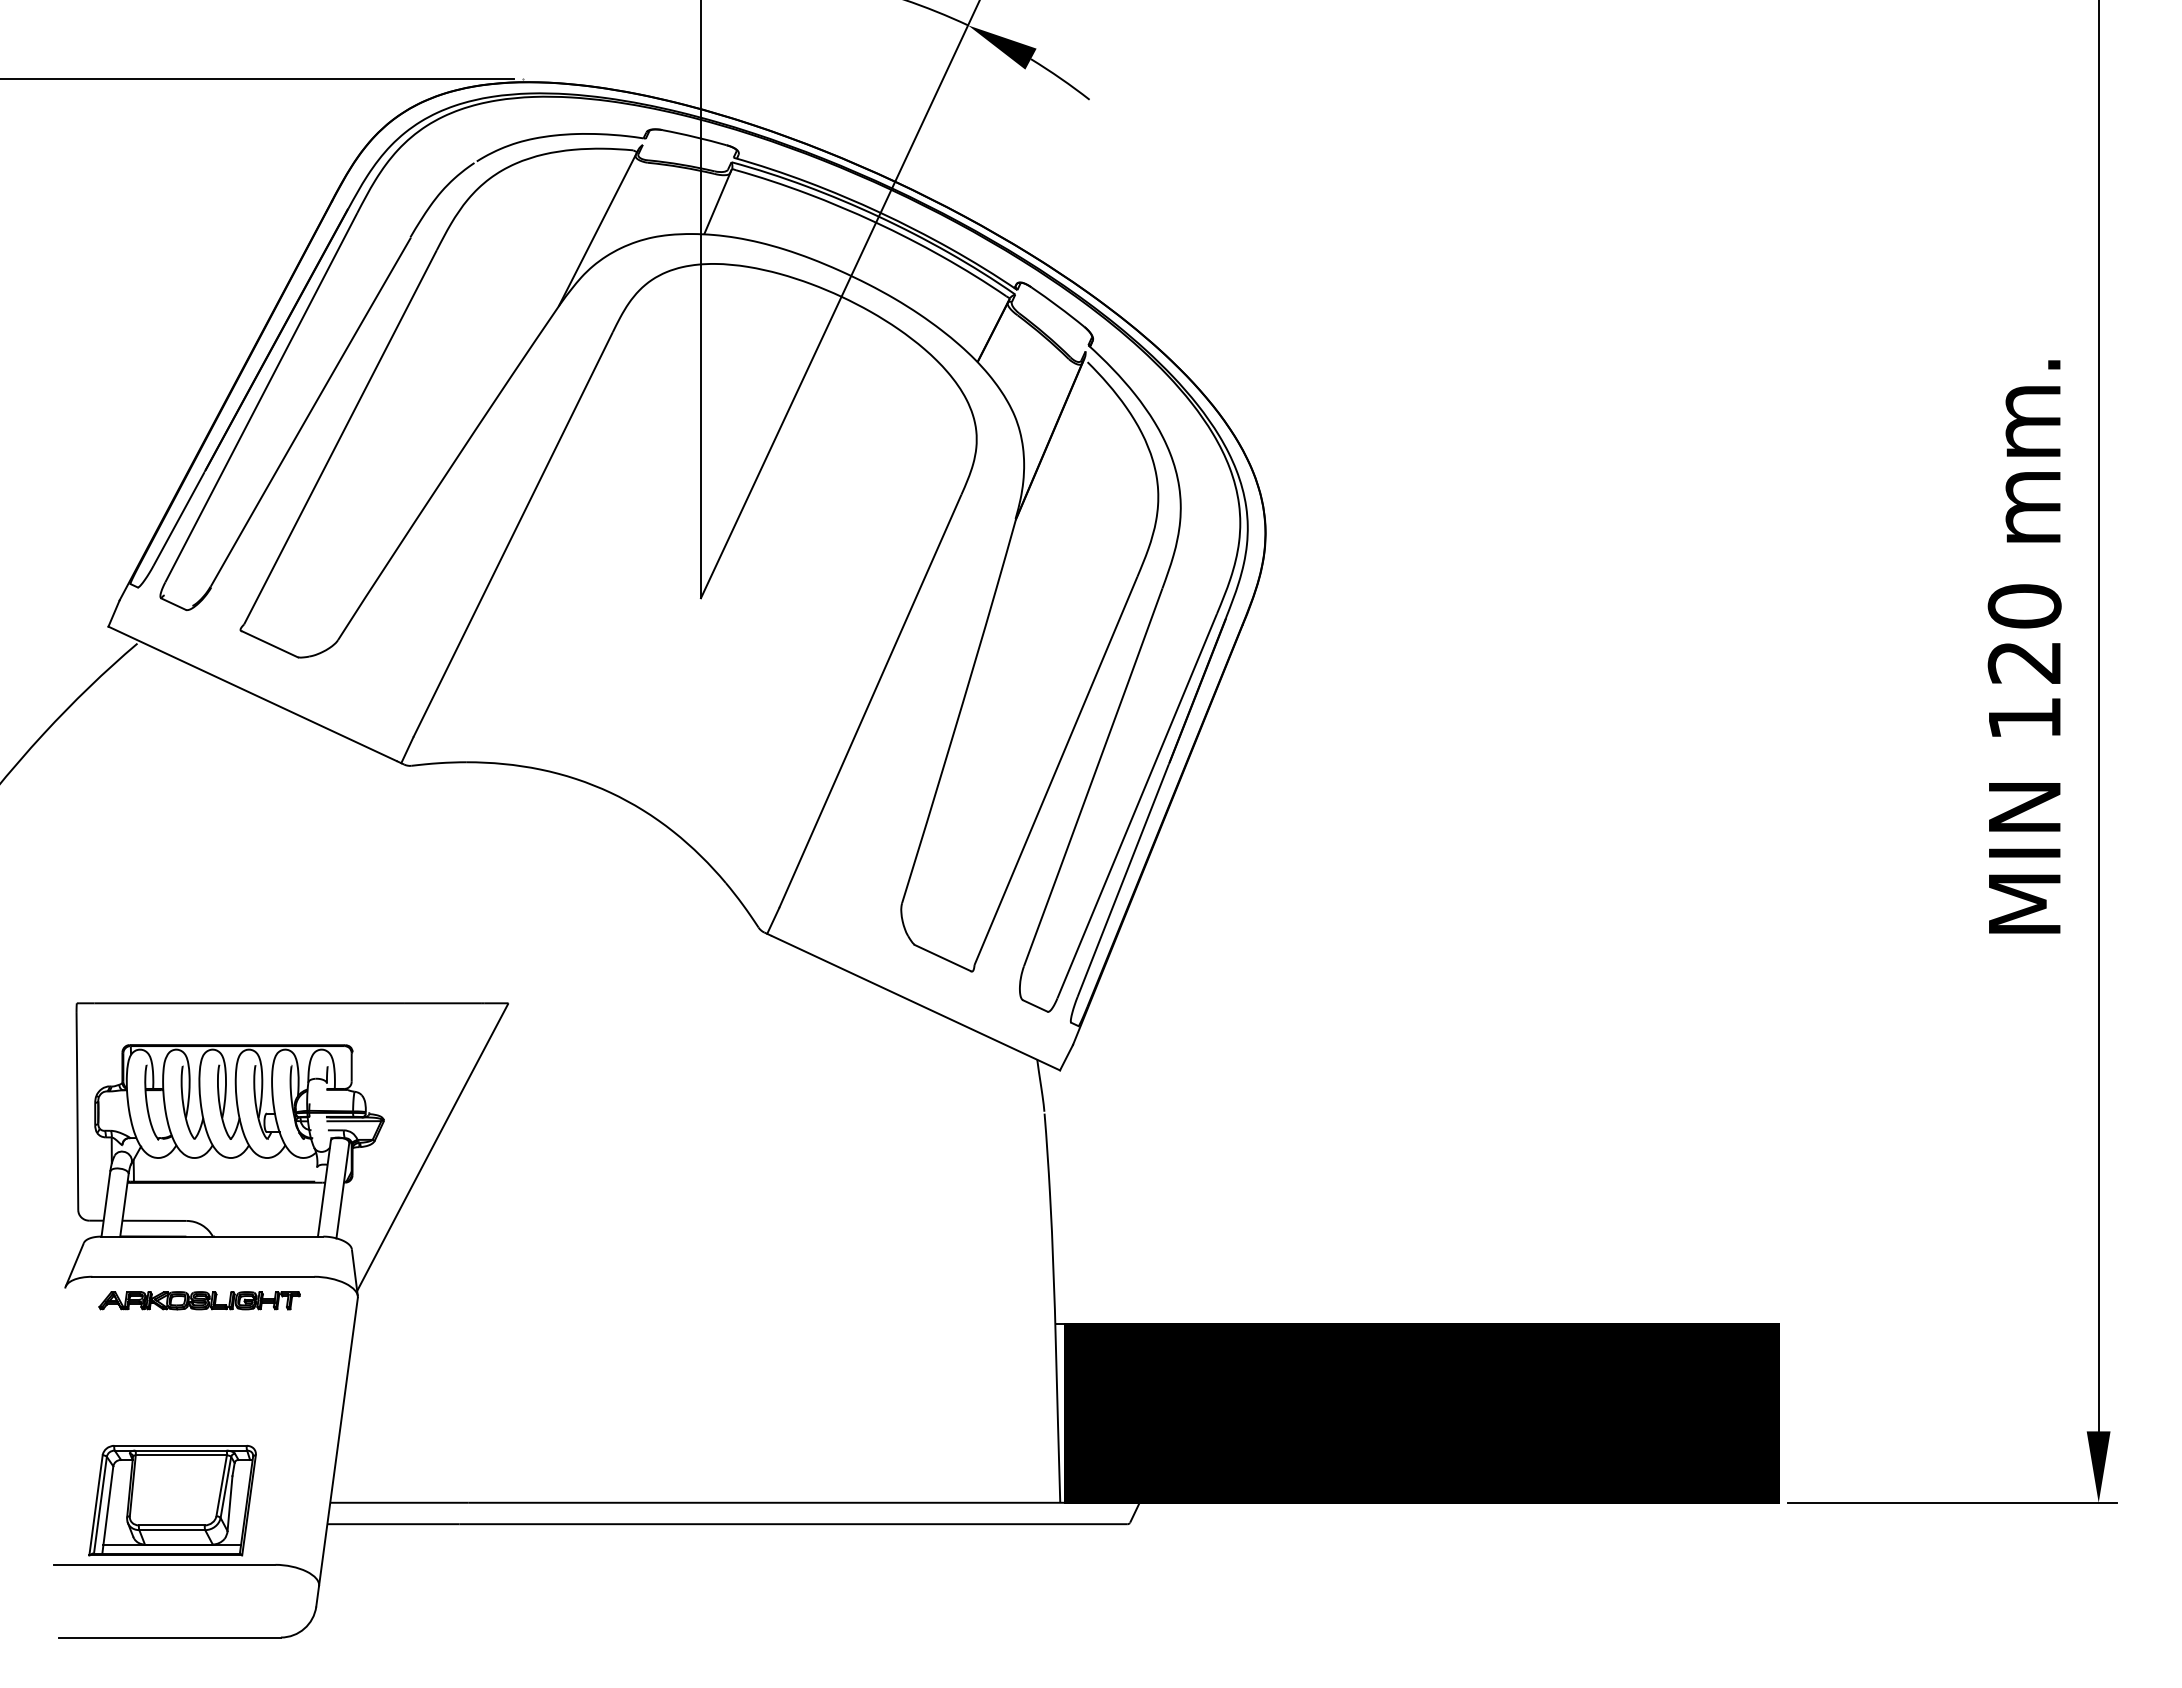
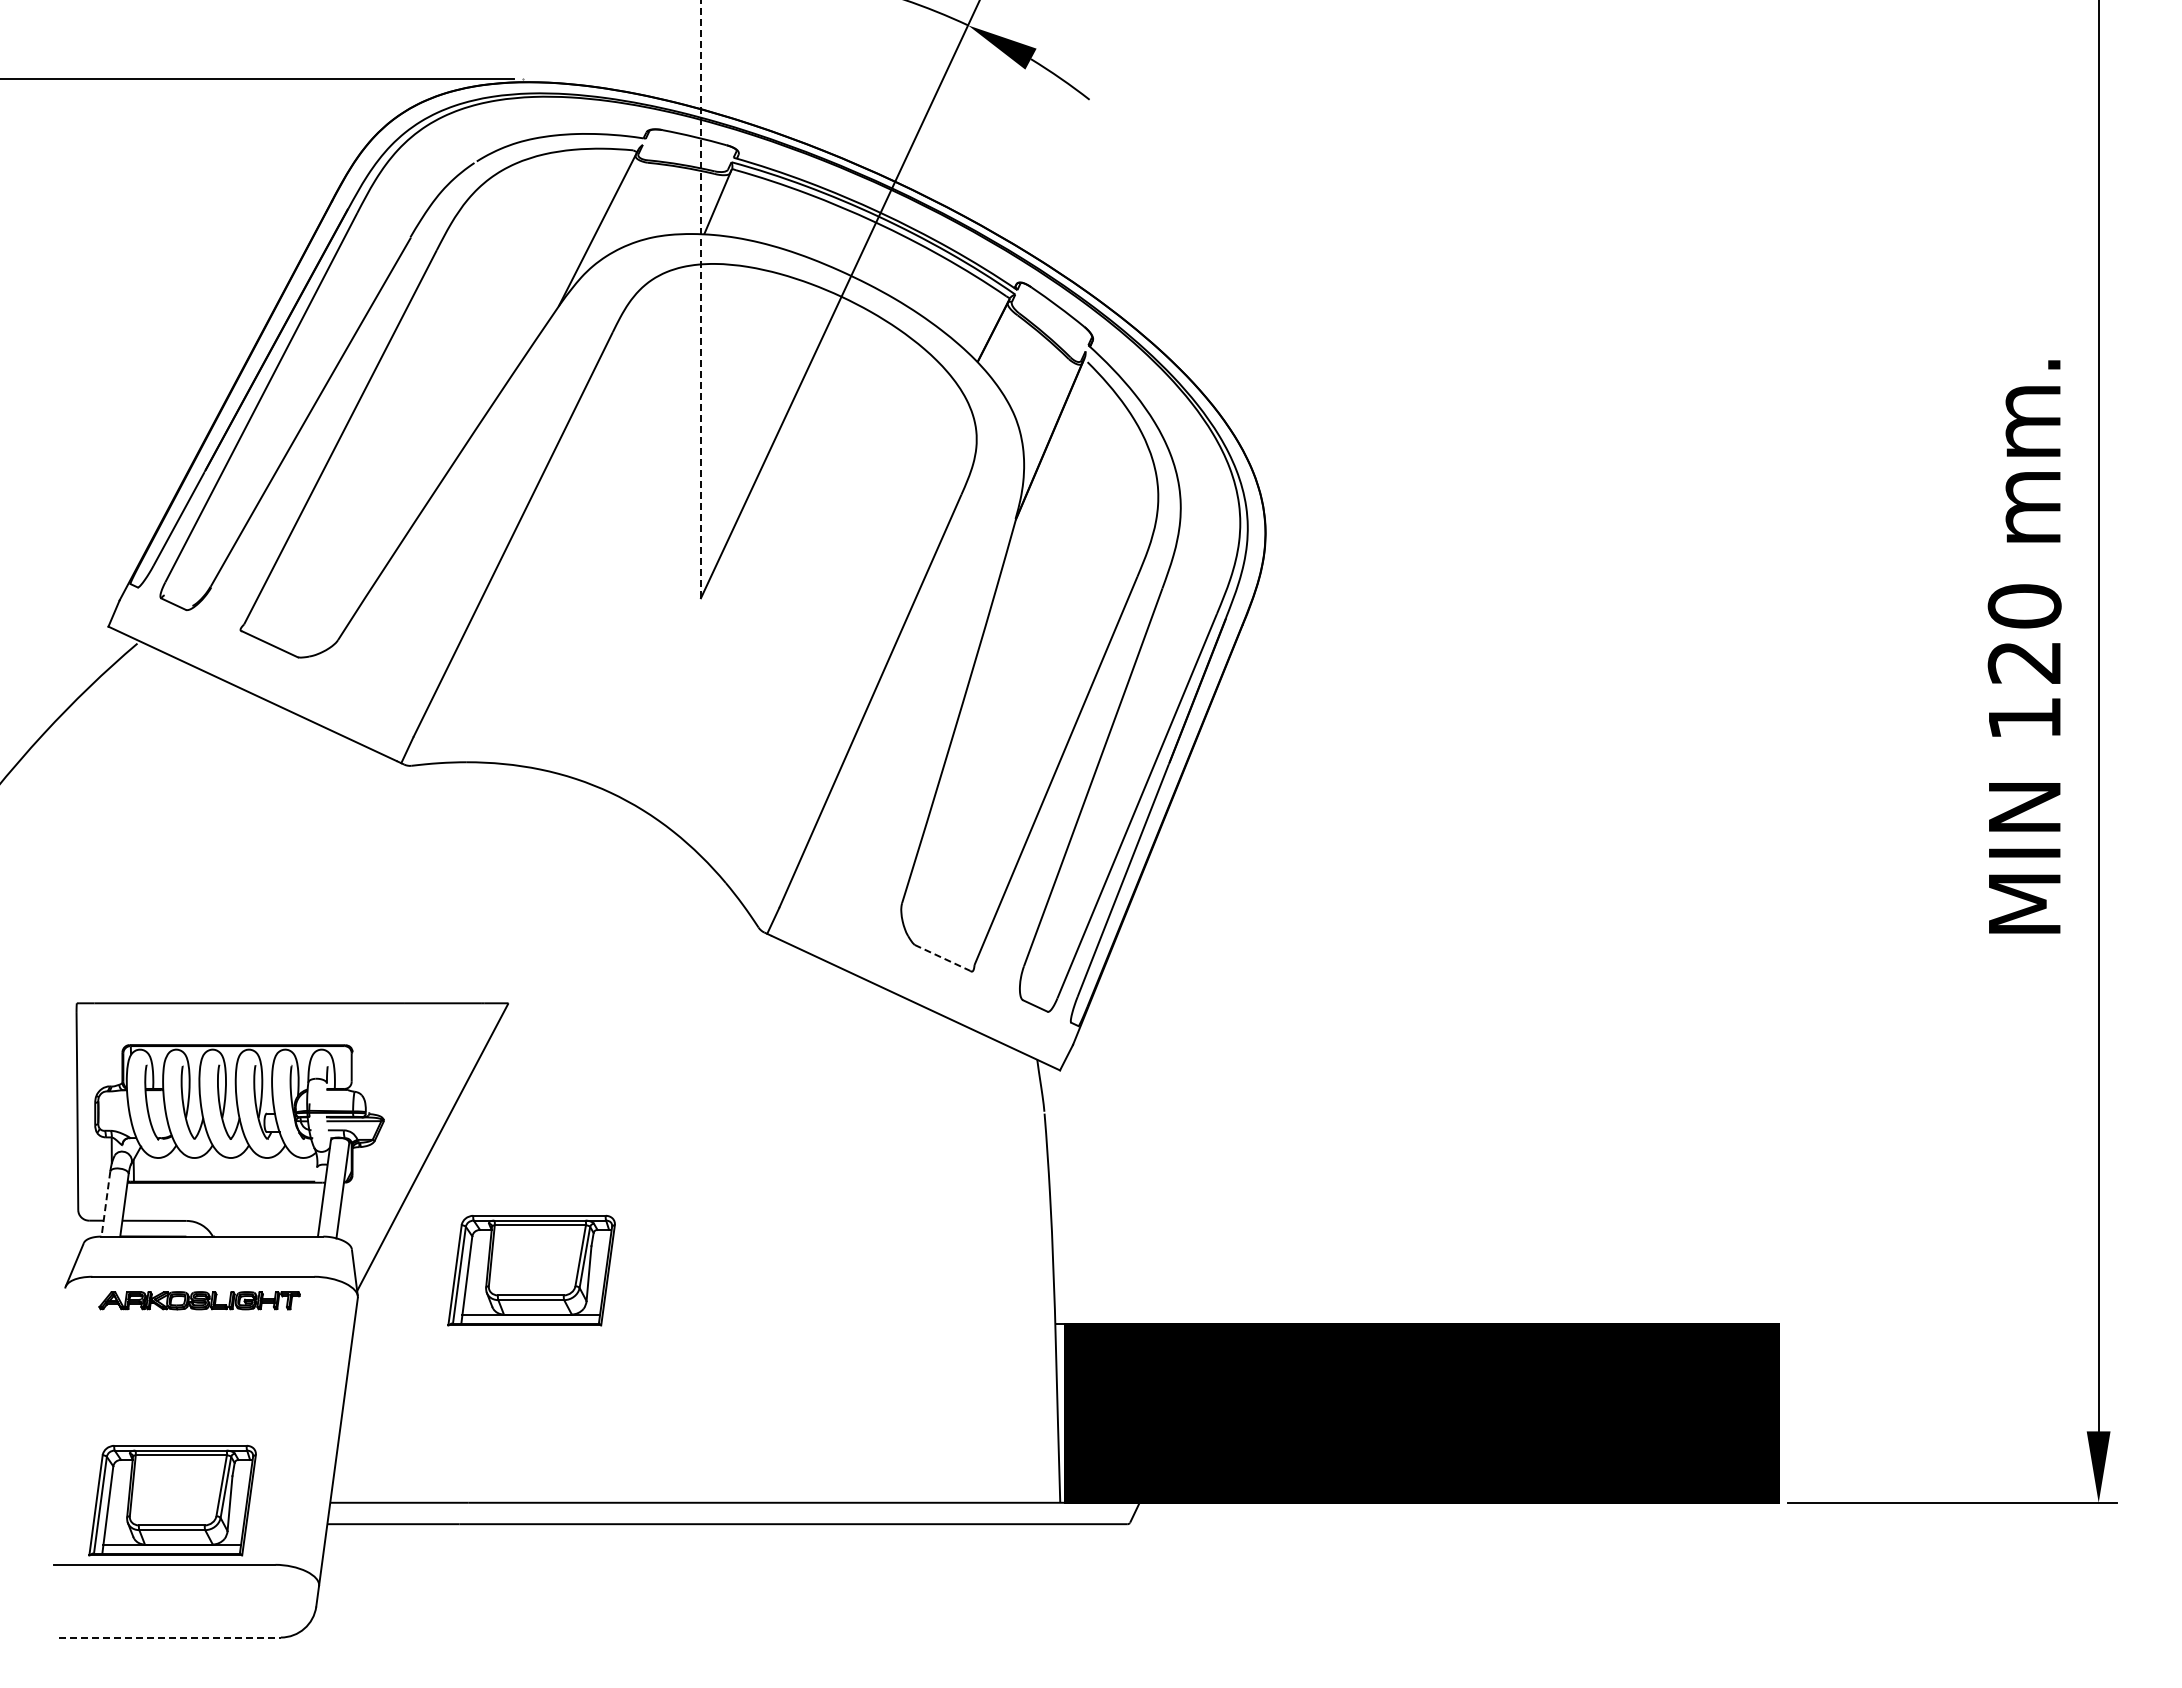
line: solid -> dashed (700, 299)
line: solid -> dashed (942, 957)
line: solid -> dashed (105, 1204)
part: none -> present (531, 1270)
line: solid -> dashed (169, 1637)
